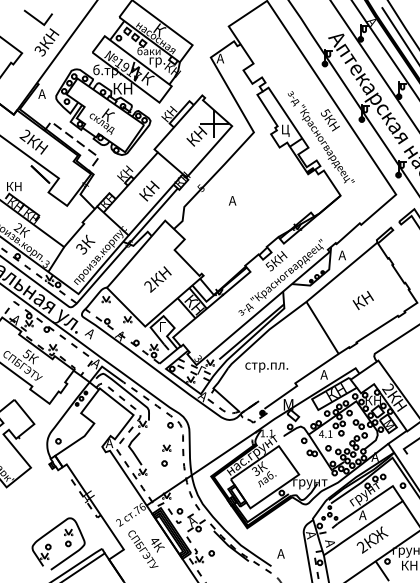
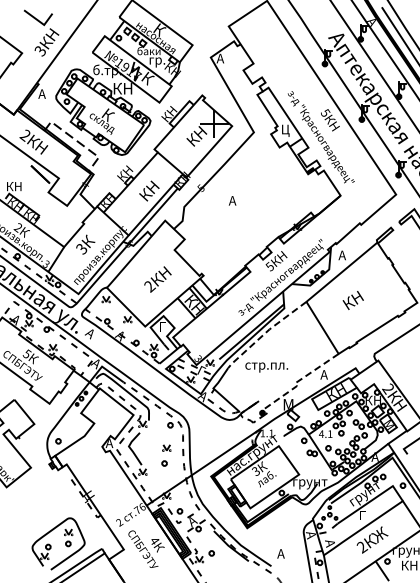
text position: (362, 300) -> (352, 300) (352, 300)
line: solid -> dashed (265, 333)
line: solid -> dashed (297, 381)
text: А -> Г (362, 514)
